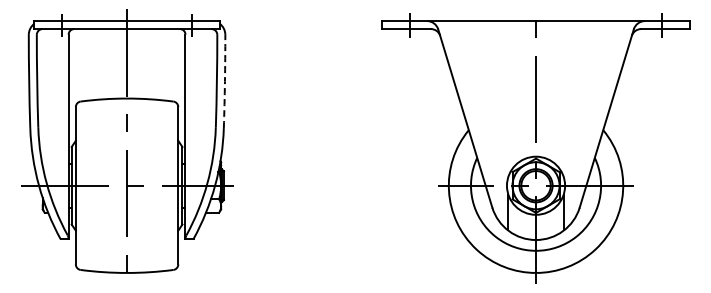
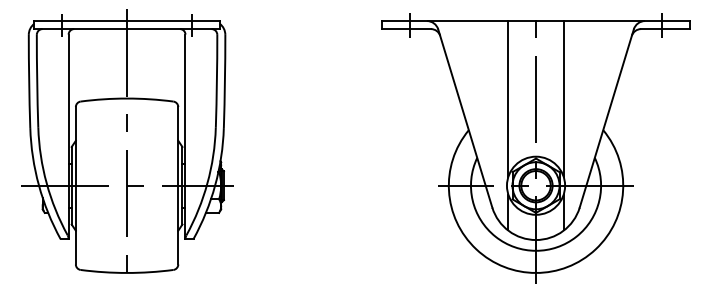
arc: dashed -> solid (224, 81)
line: none -> present (508, 98)
line: none -> present (563, 98)
